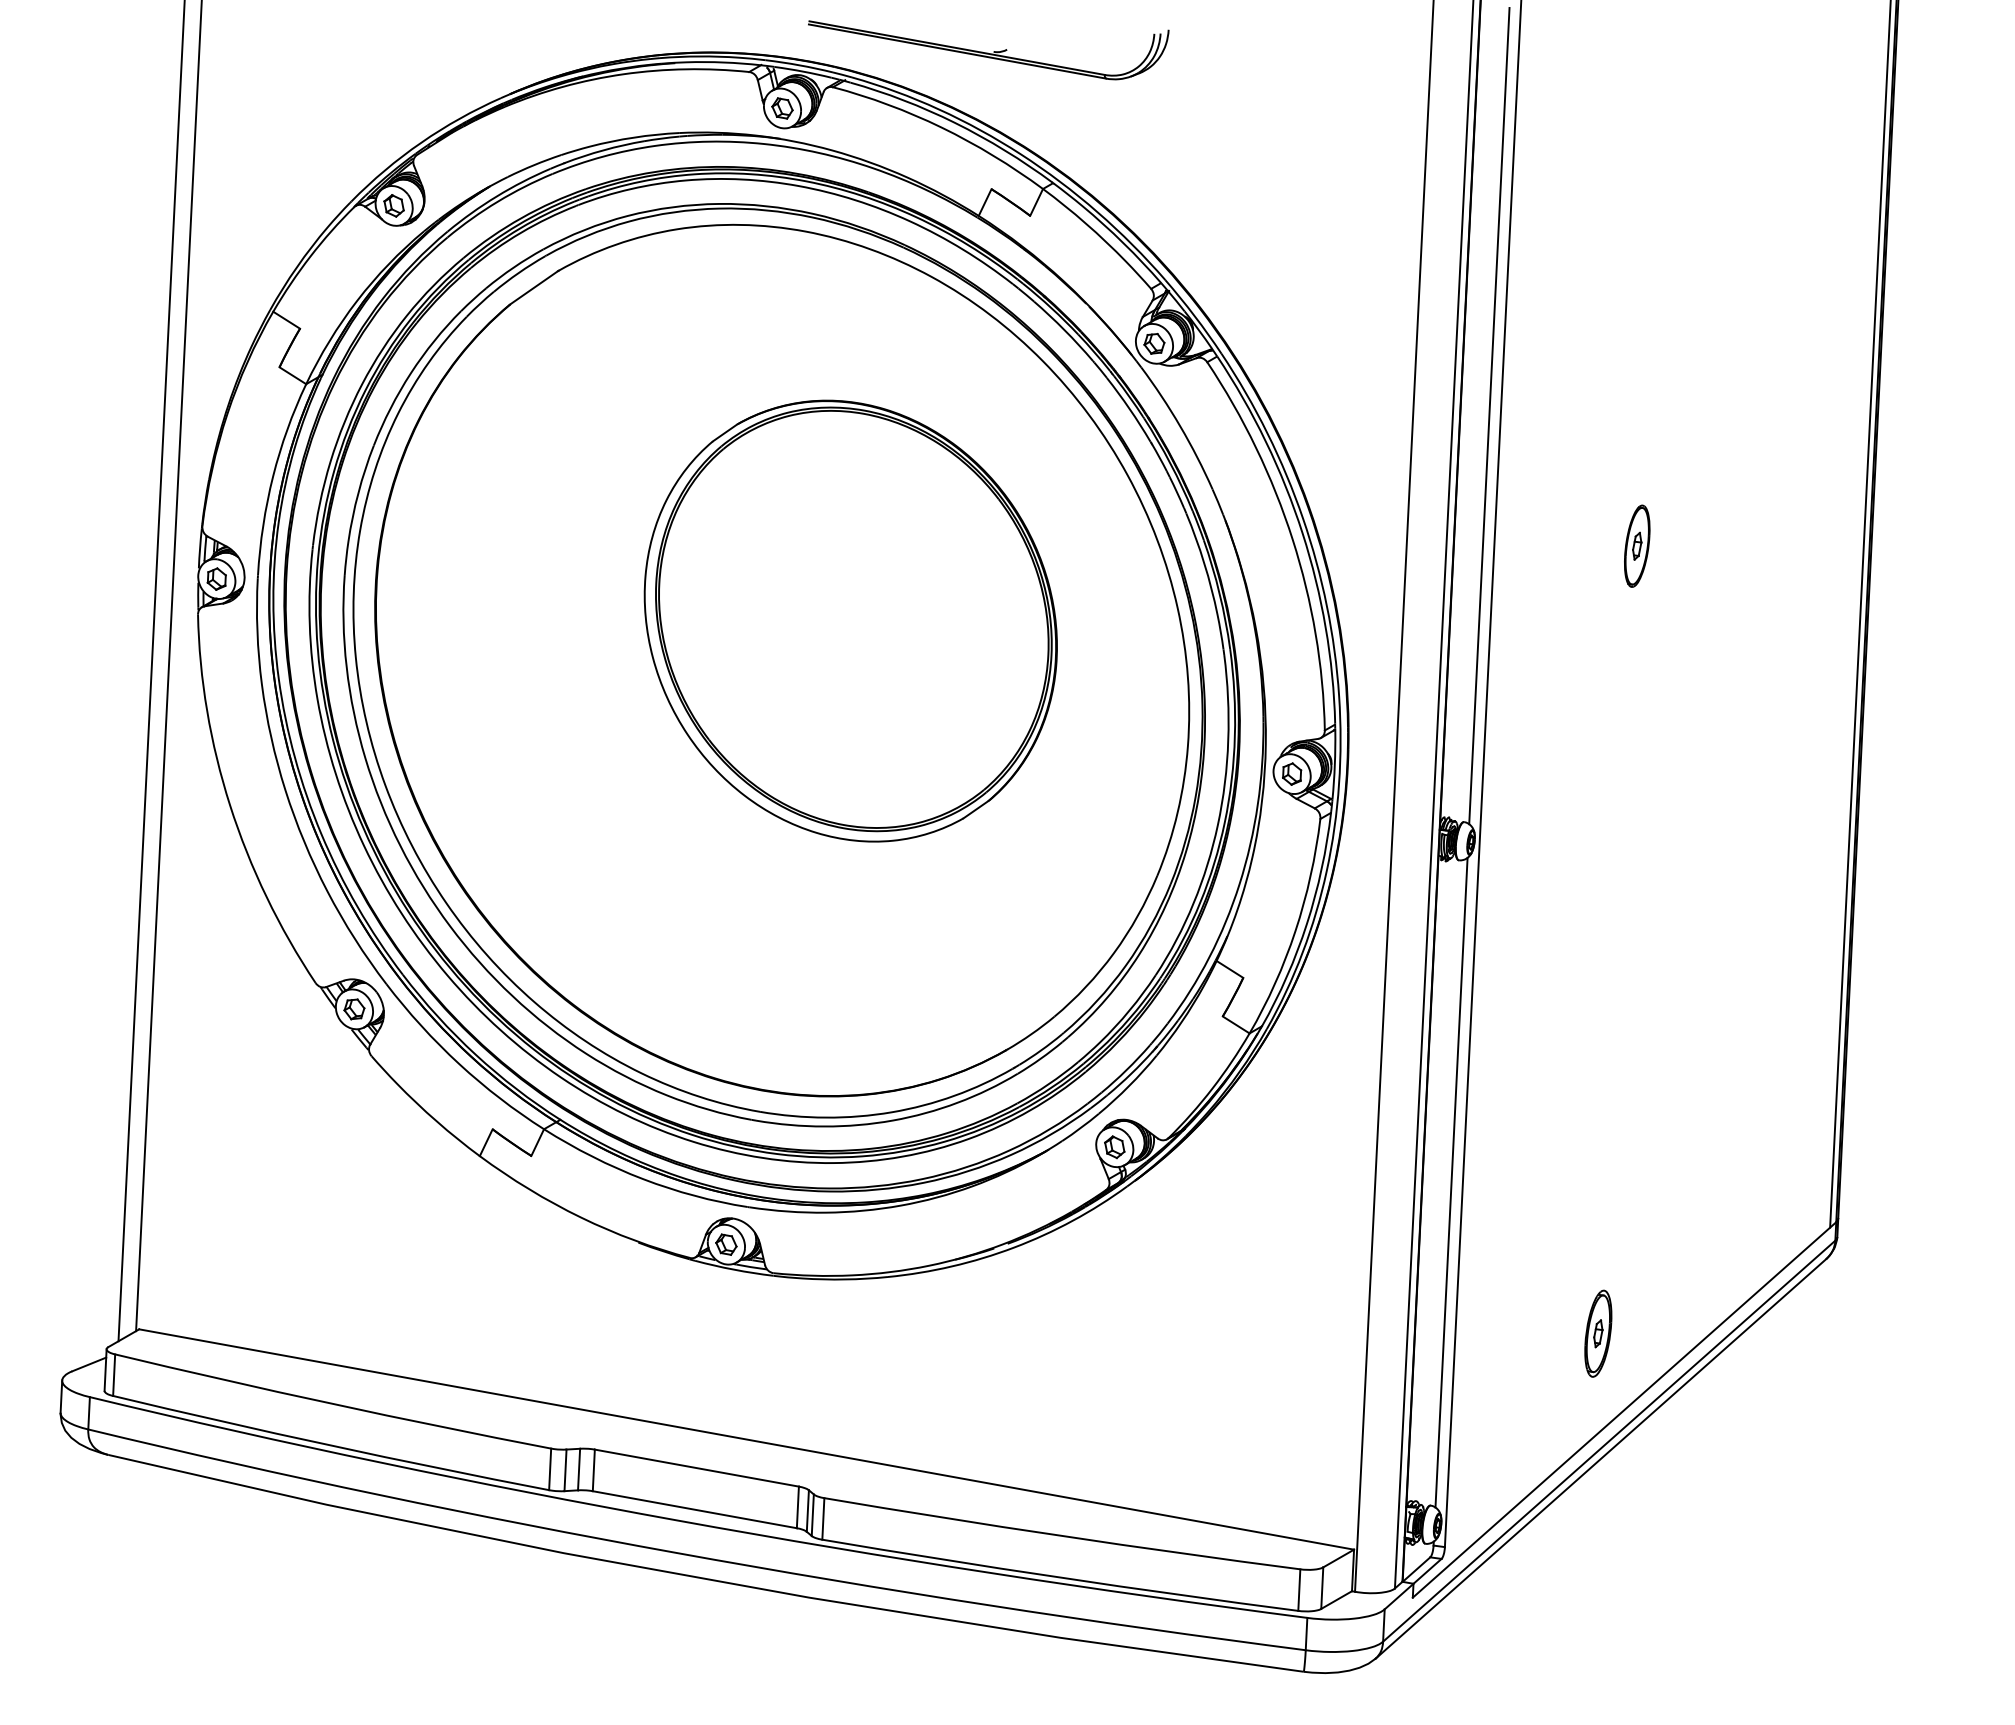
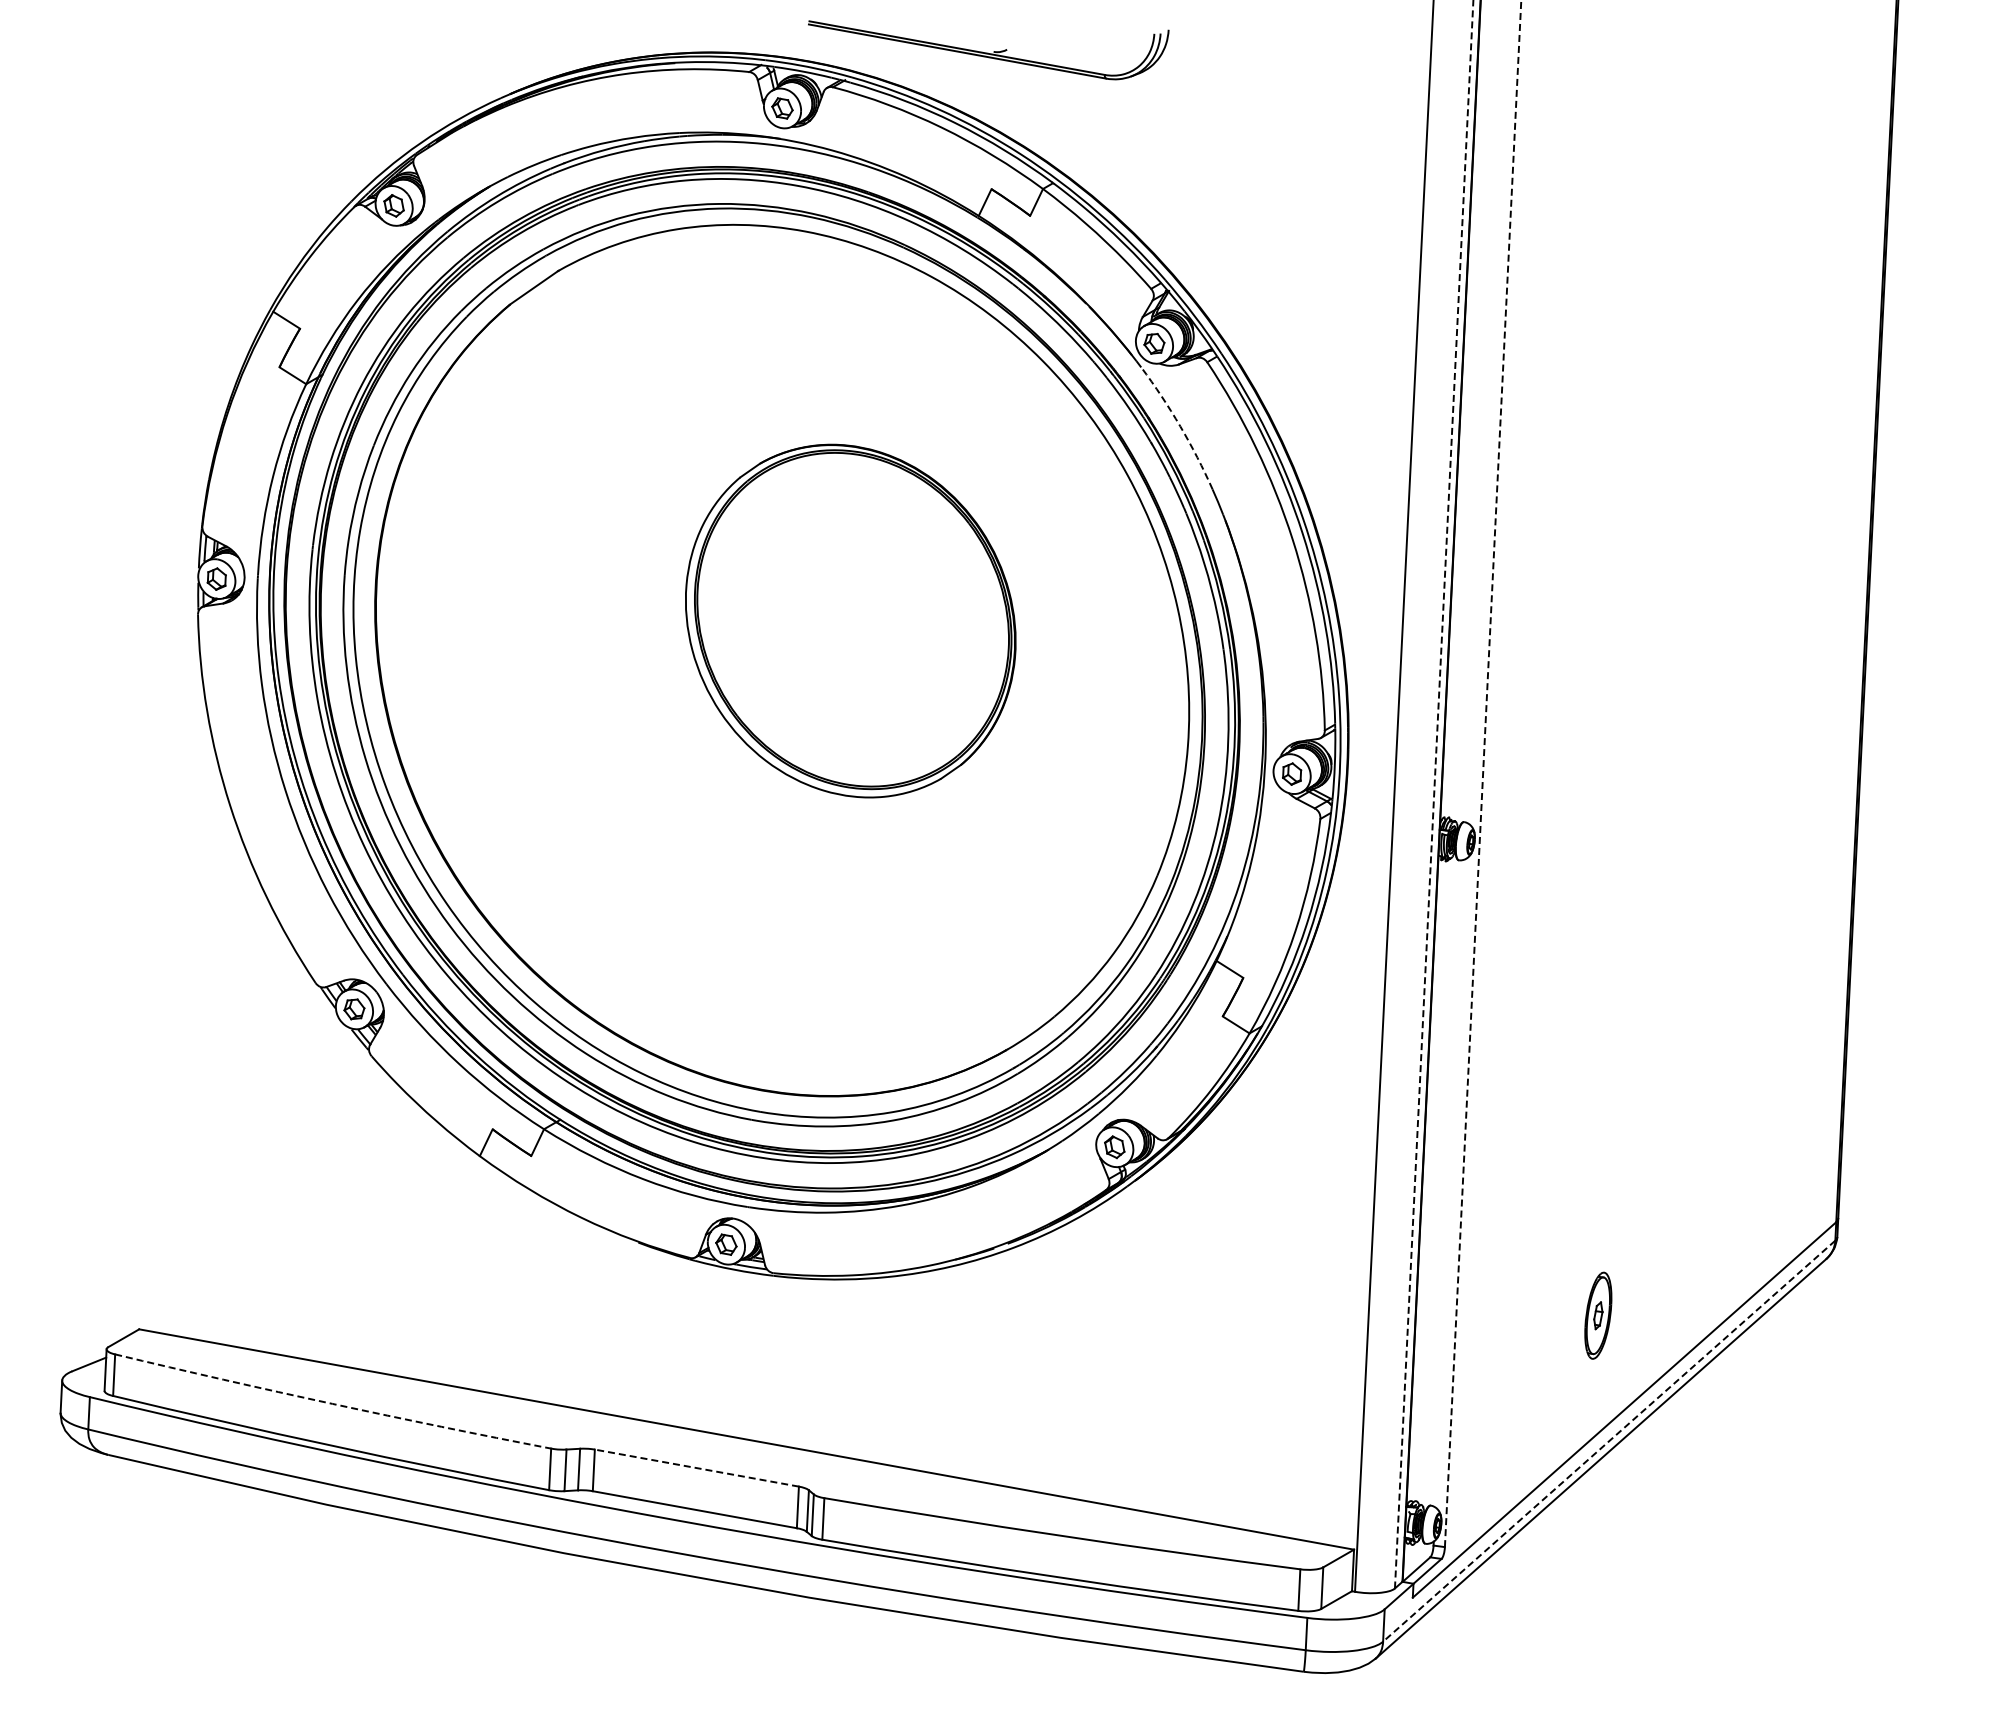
line: present -> none (1489, 416)
arc: solid -> dashed (1180, 426)
part: present -> none (1637, 545)
line: present -> none (1860, 614)
part size: 415x444 px -> 332x356 px (850, 620)
line: present -> none (168, 666)
line: present -> none (151, 671)
line: solid -> dashed (1483, 773)
line: solid -> dashed (1434, 794)
line: present -> none (1451, 1182)
part position: (1598, 1333) -> (1598, 1315) (1598, 1315)
arc: solid -> dashed (332, 1403)
line: solid -> dashed (1608, 1441)
line: solid -> dashed (696, 1468)
